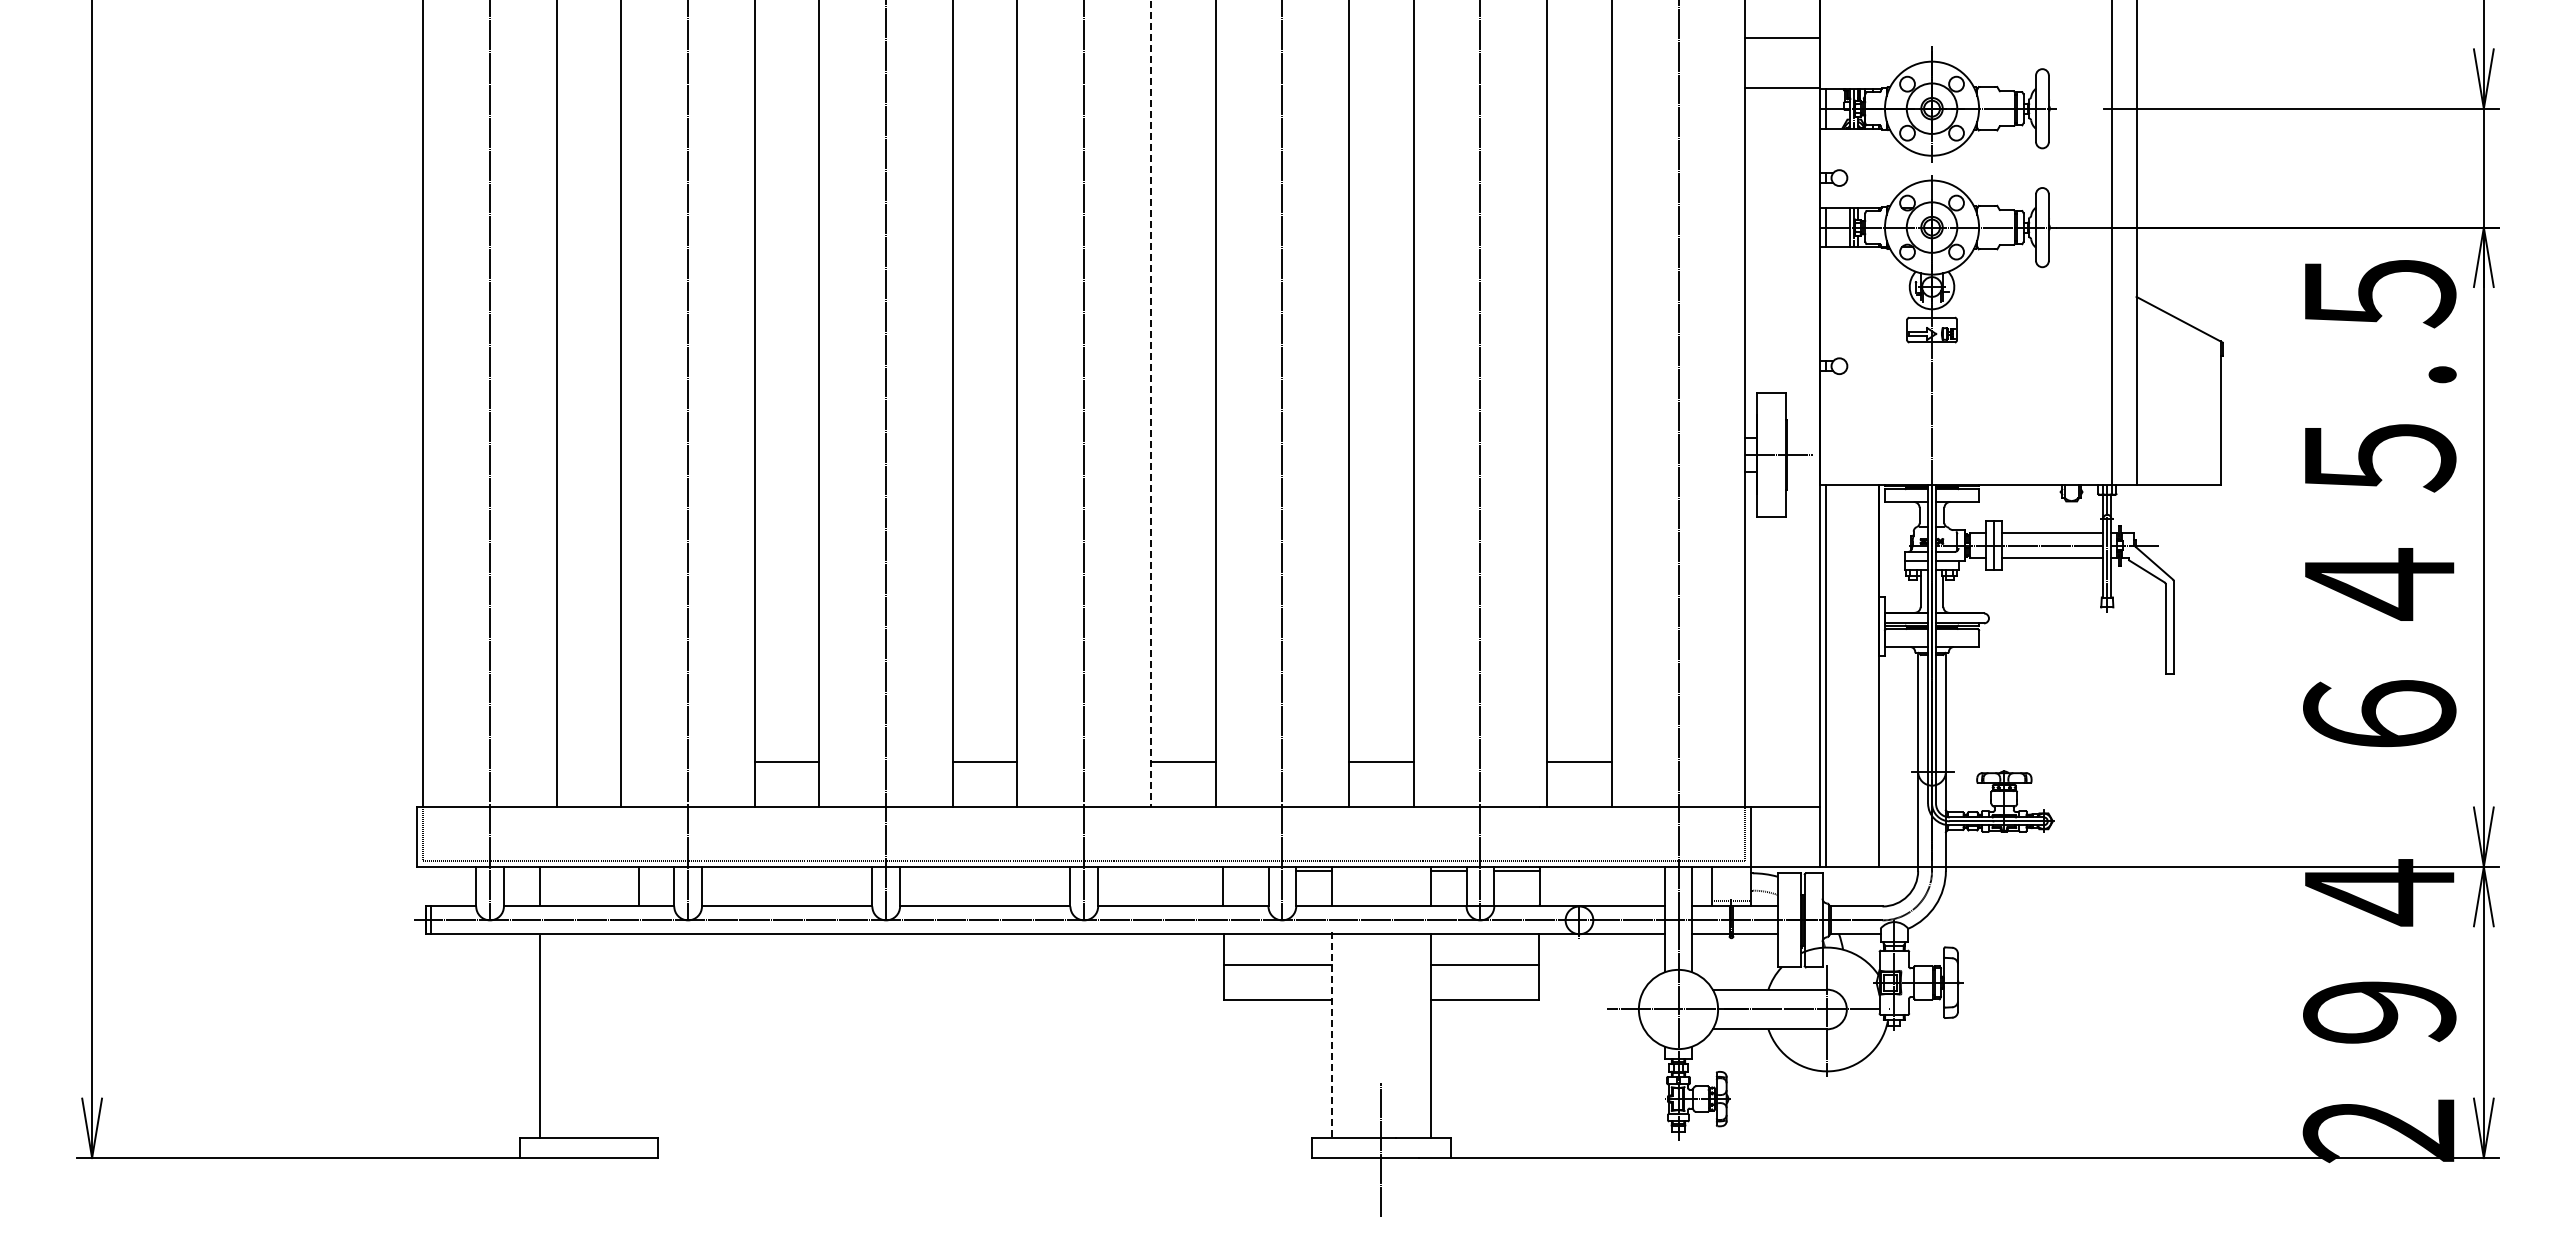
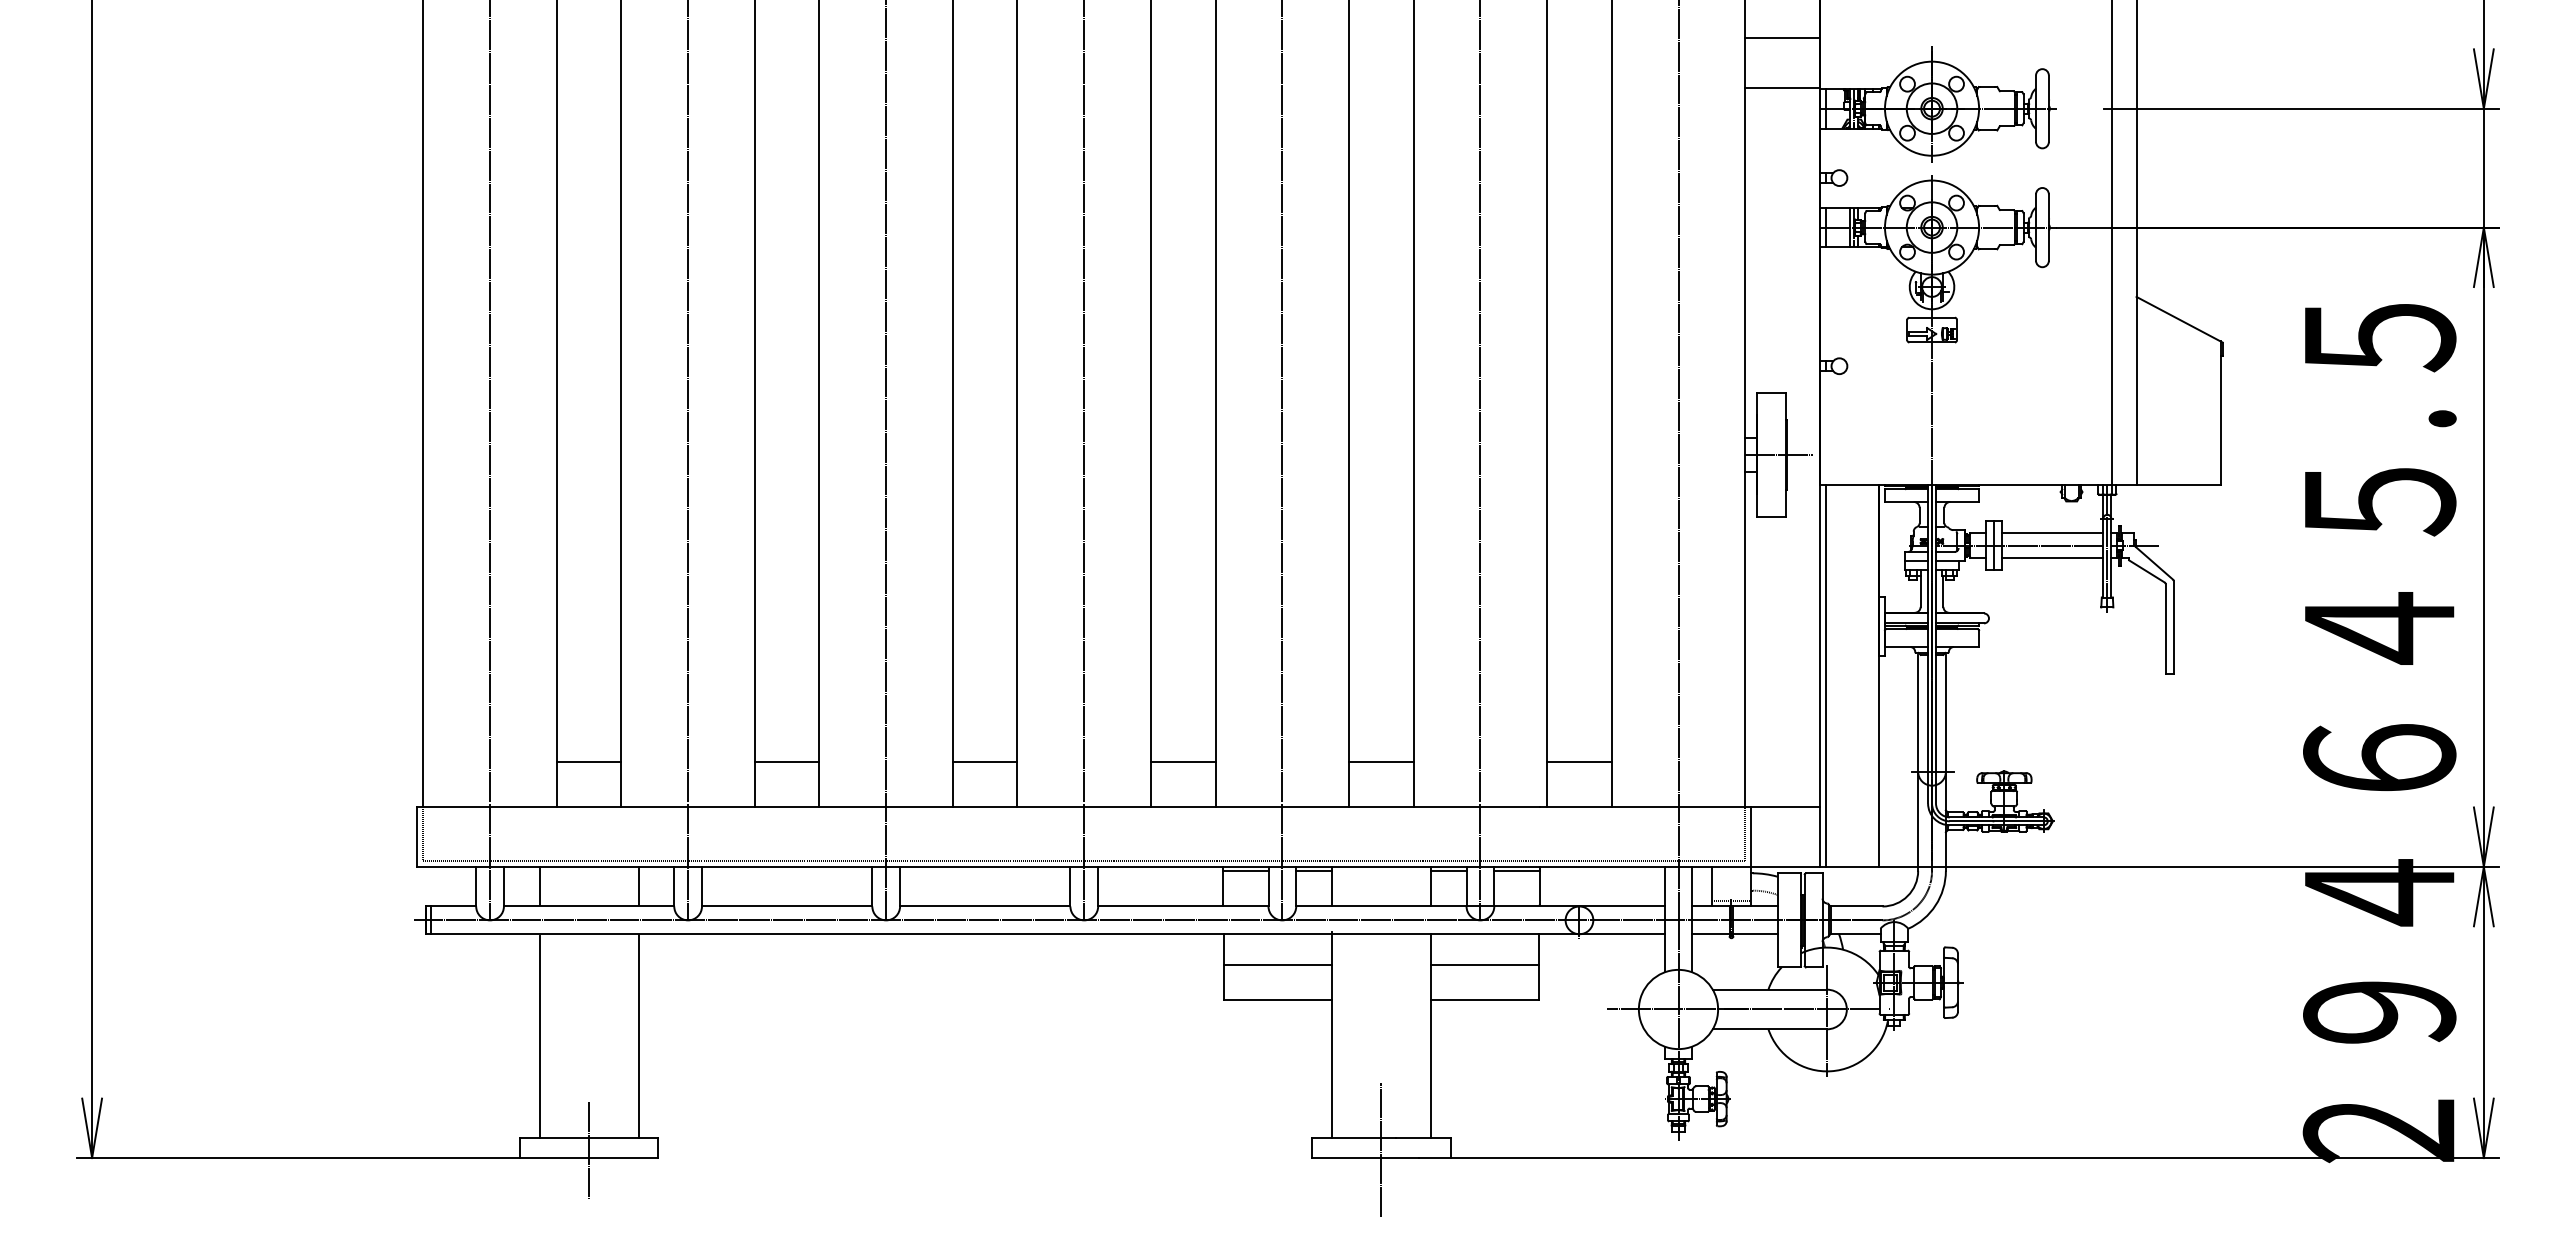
line: dashed -> solid (1151, 404)
text position: (2379, 503) -> (2379, 547) (2379, 547)
line: none -> present (588, 761)
line: none -> present (1245, 870)
line: dashed -> solid (1331, 1035)
line: none -> present (638, 1036)
line: none -> present (589, 1150)
